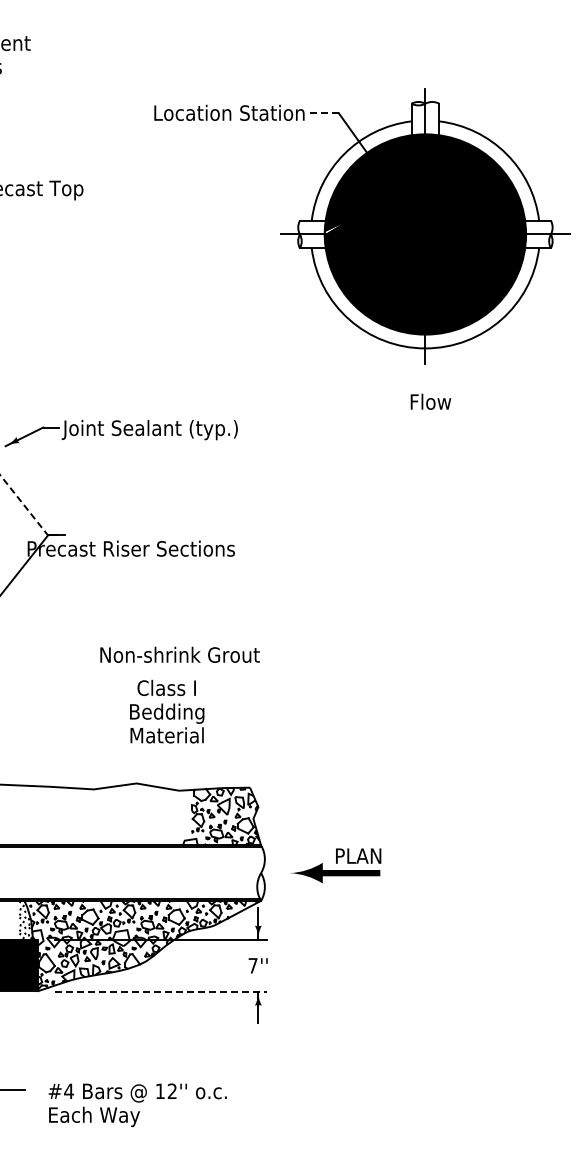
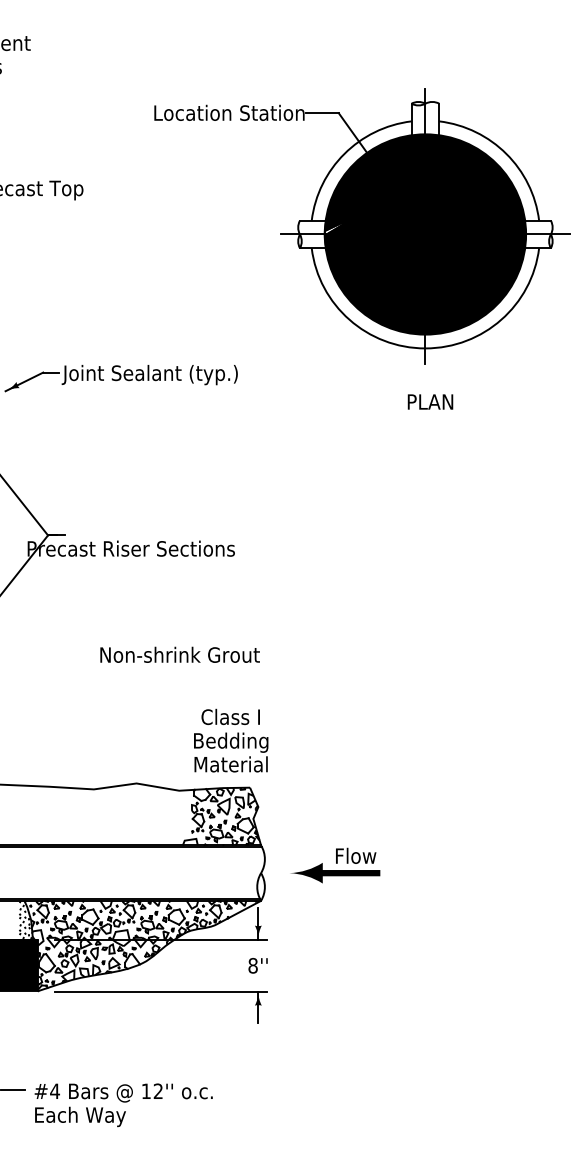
line: dashed -> solid (321, 113)
text: Flow -> PLAN (430, 401)
part position: (120, 433) -> (120, 378) (120, 378)
line: dashed -> solid (24, 505)
text position: (167, 711) -> (231, 740) (231, 740)
text: PLAN -> Flow (359, 855)
text: 7'' -> 8'' (252, 965)
line: dashed -> solid (160, 991)
text position: (137, 1105) -> (123, 1105) (123, 1105)
